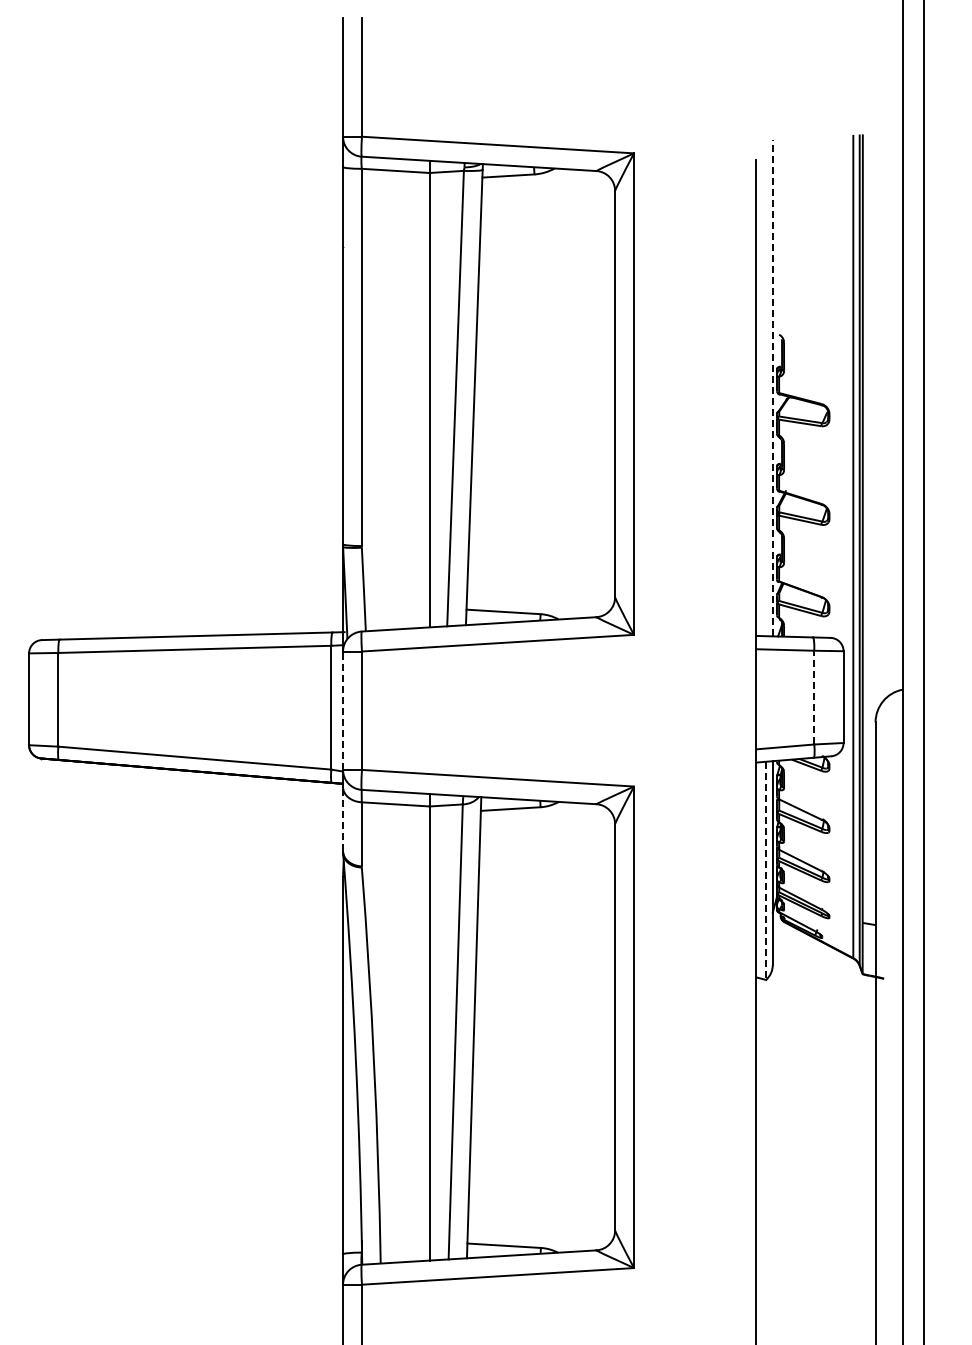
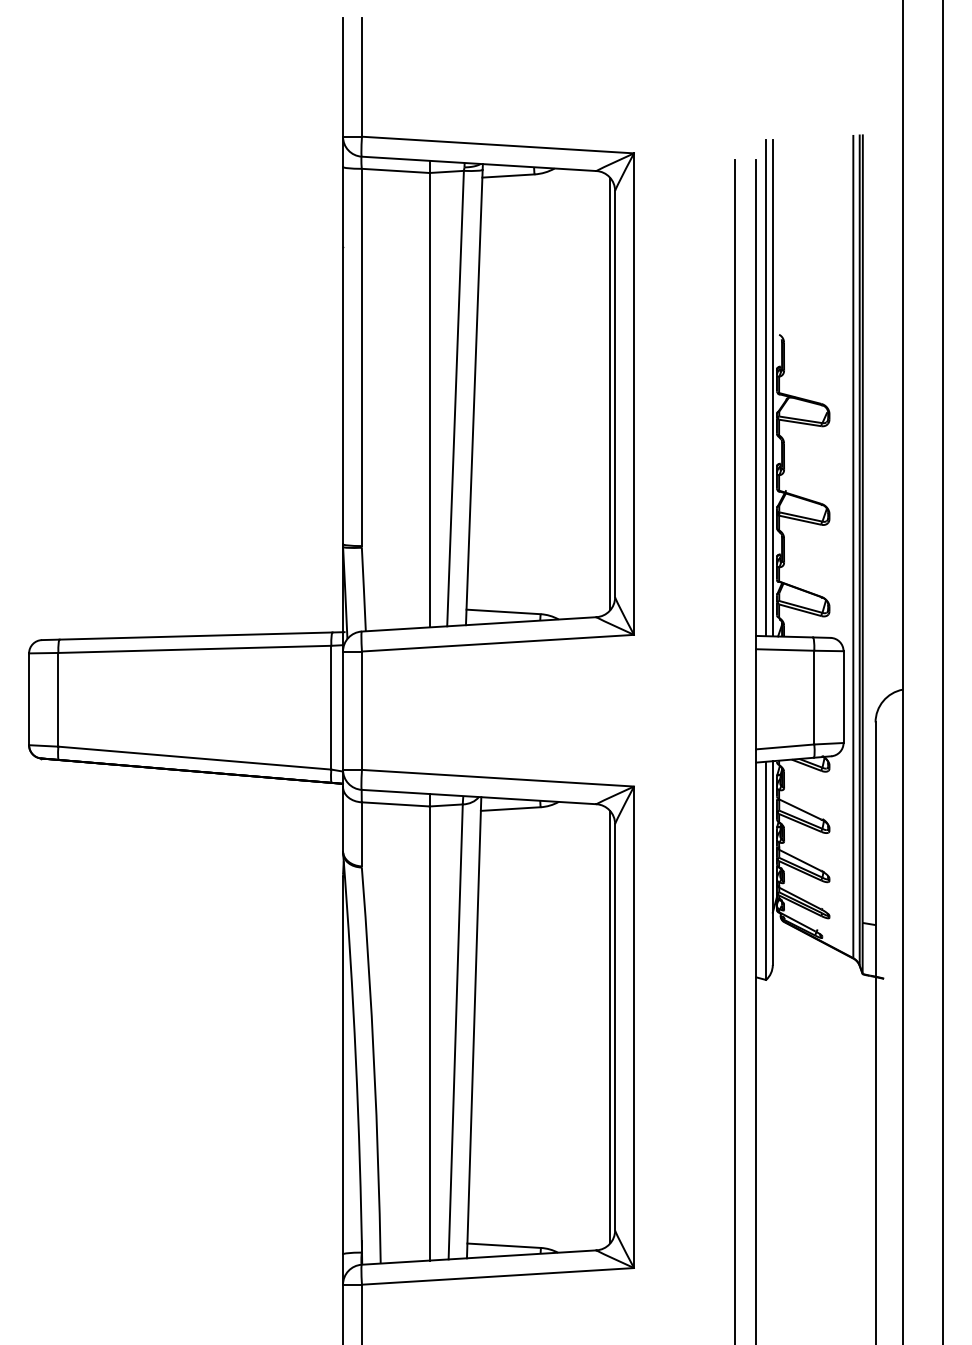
line: dashed -> solid (772, 387)
line: none -> present (766, 388)
line: none -> present (610, 393)
line position: (923, 671) -> (942, 671) (942, 671)
line: dashed -> solid (814, 697)
line: dashed -> solid (343, 710)
line: none -> present (735, 750)
line: dashed -> solid (343, 818)
line: dashed -> solid (766, 871)
line: none -> present (610, 1027)
